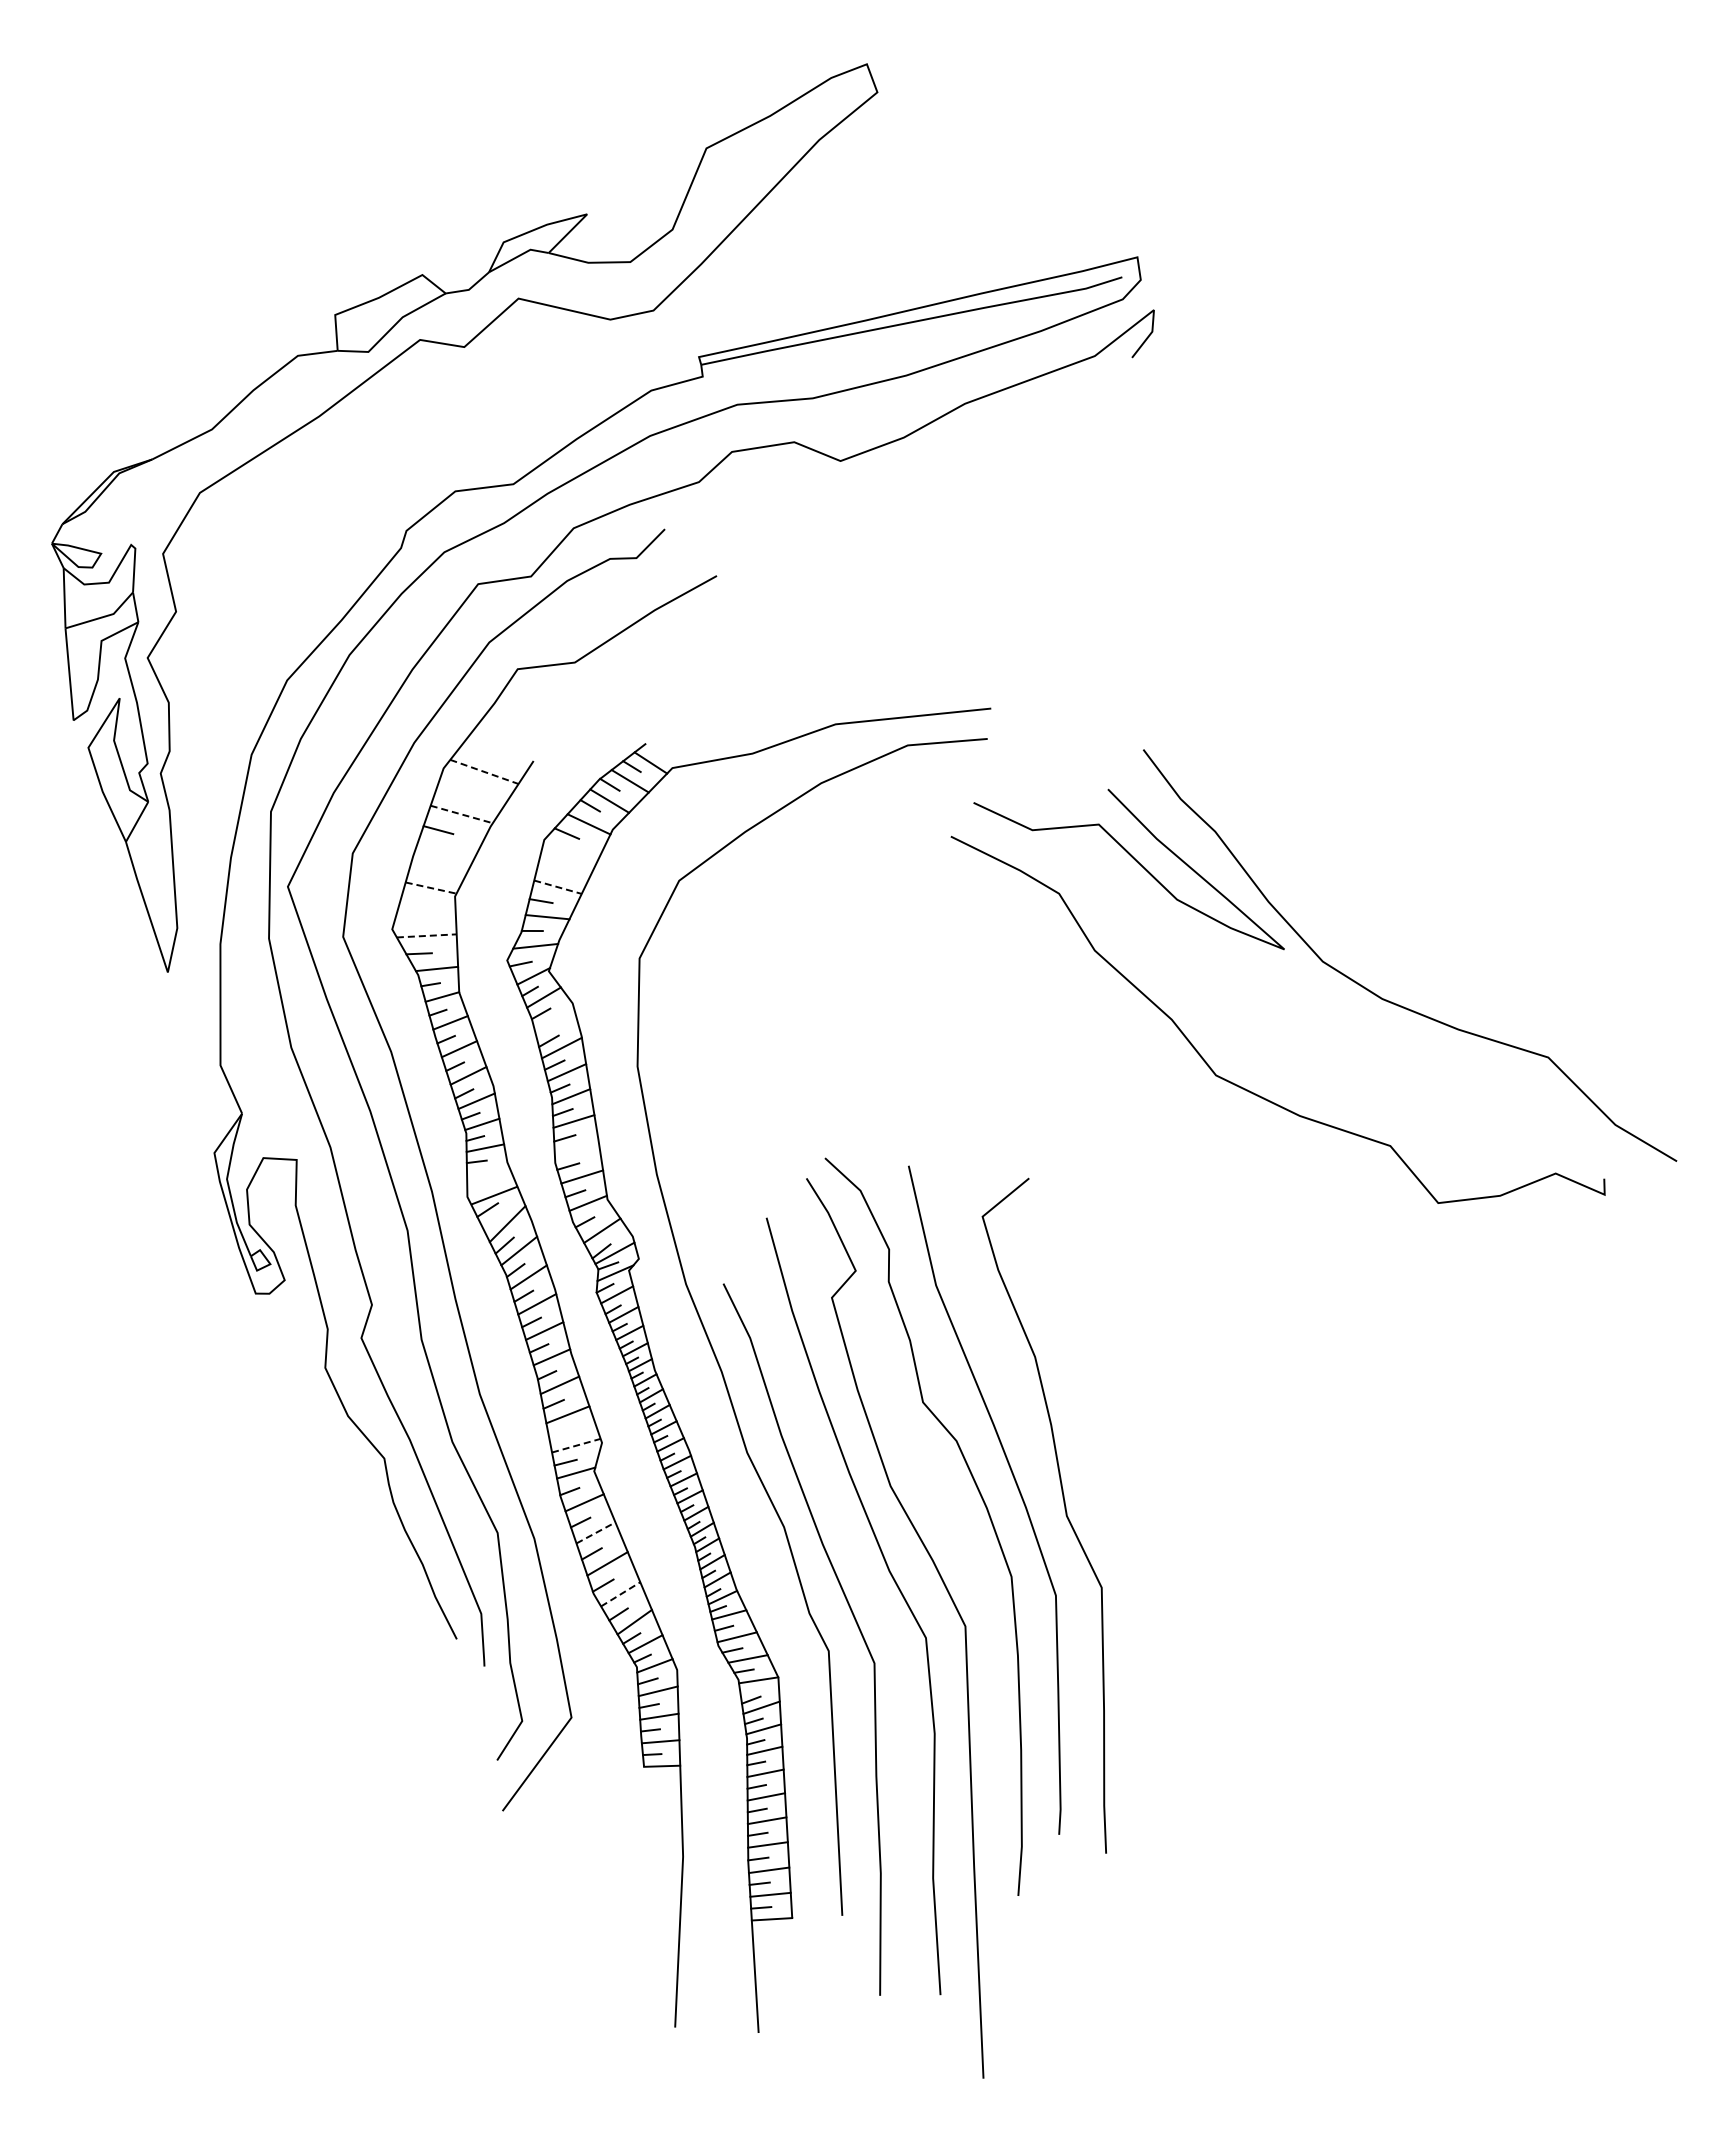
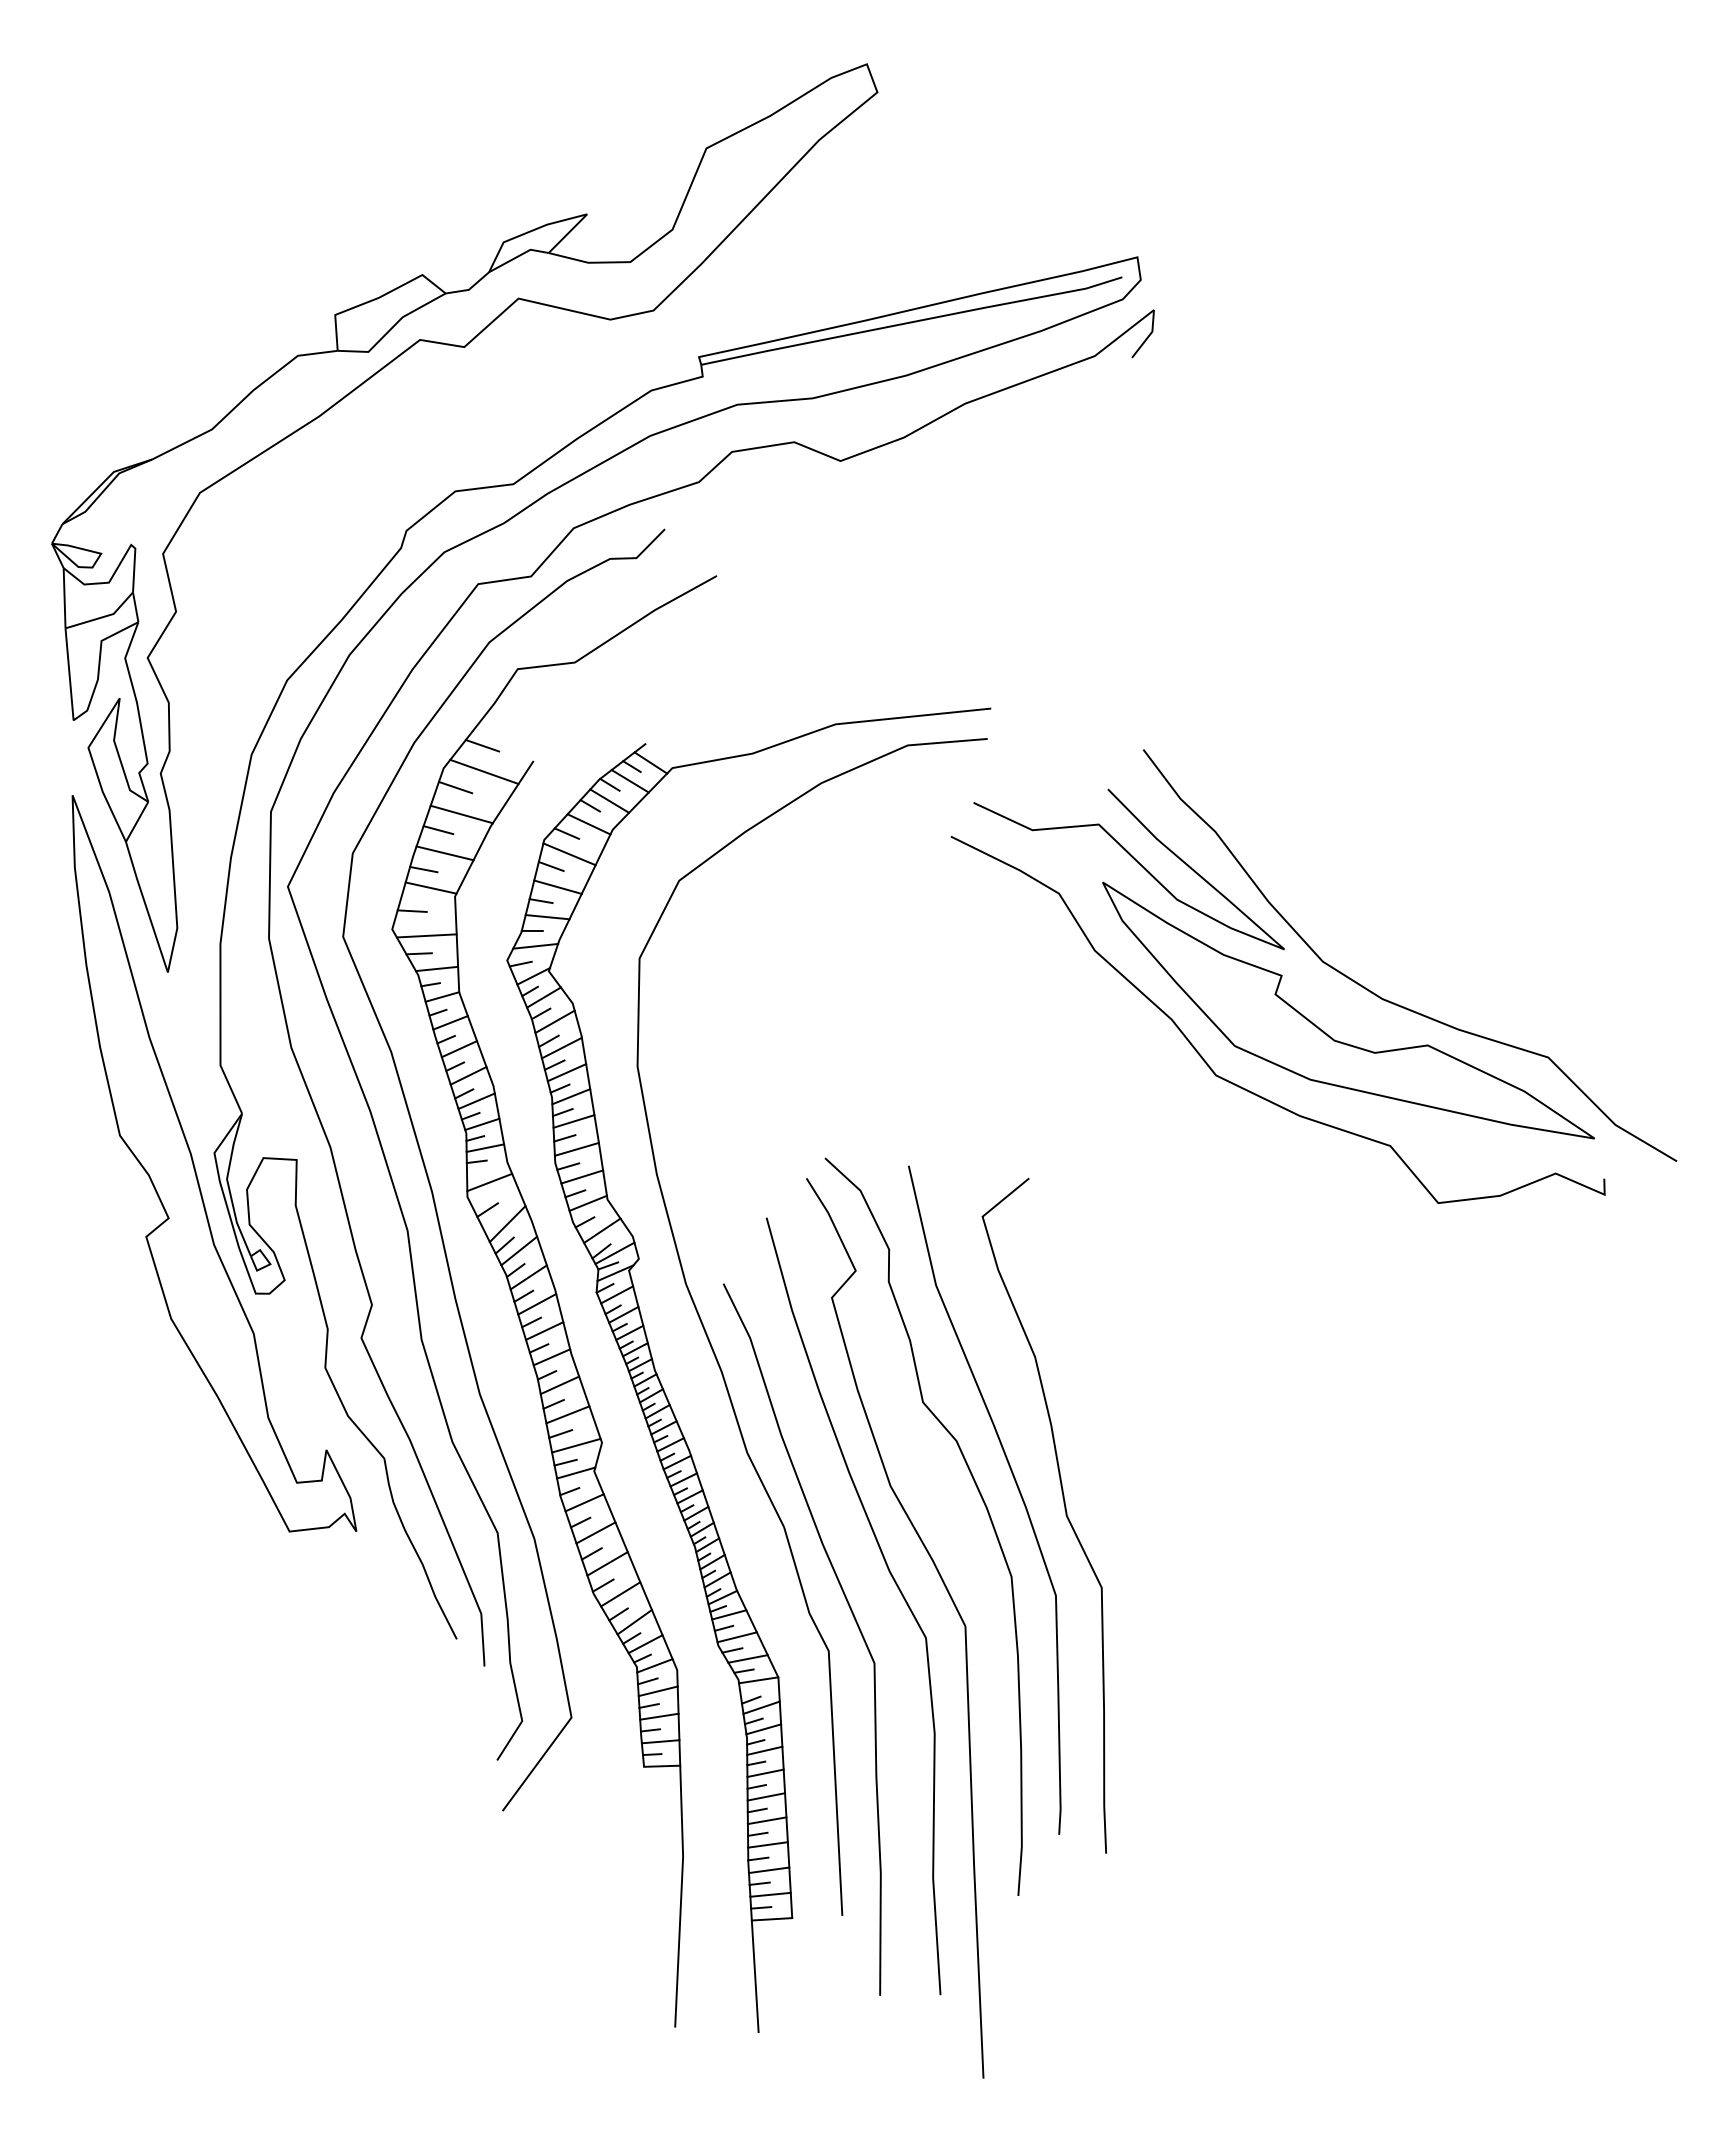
line: none -> present (482, 745)
line: dashed -> solid (484, 772)
line: none -> present (455, 787)
line: dashed -> solid (462, 814)
line: none -> present (444, 853)
line: none -> present (569, 854)
line: none -> present (550, 866)
line: none -> present (423, 869)
line: dashed -> solid (558, 887)
line: dashed -> solid (431, 888)
line: none -> present (411, 910)
line: dashed -> solid (426, 935)
line: none -> present (554, 1021)
part: none -> present (1327, 1033)
line: none -> present (576, 1148)
part: none -> present (195, 1167)
line position: (494, 1195) -> (489, 1182) (489, 1182)
line: none -> present (560, 1433)
line: dashed -> solid (576, 1445)
line: dashed -> solid (596, 1532)
line: dashed -> solid (621, 1594)
